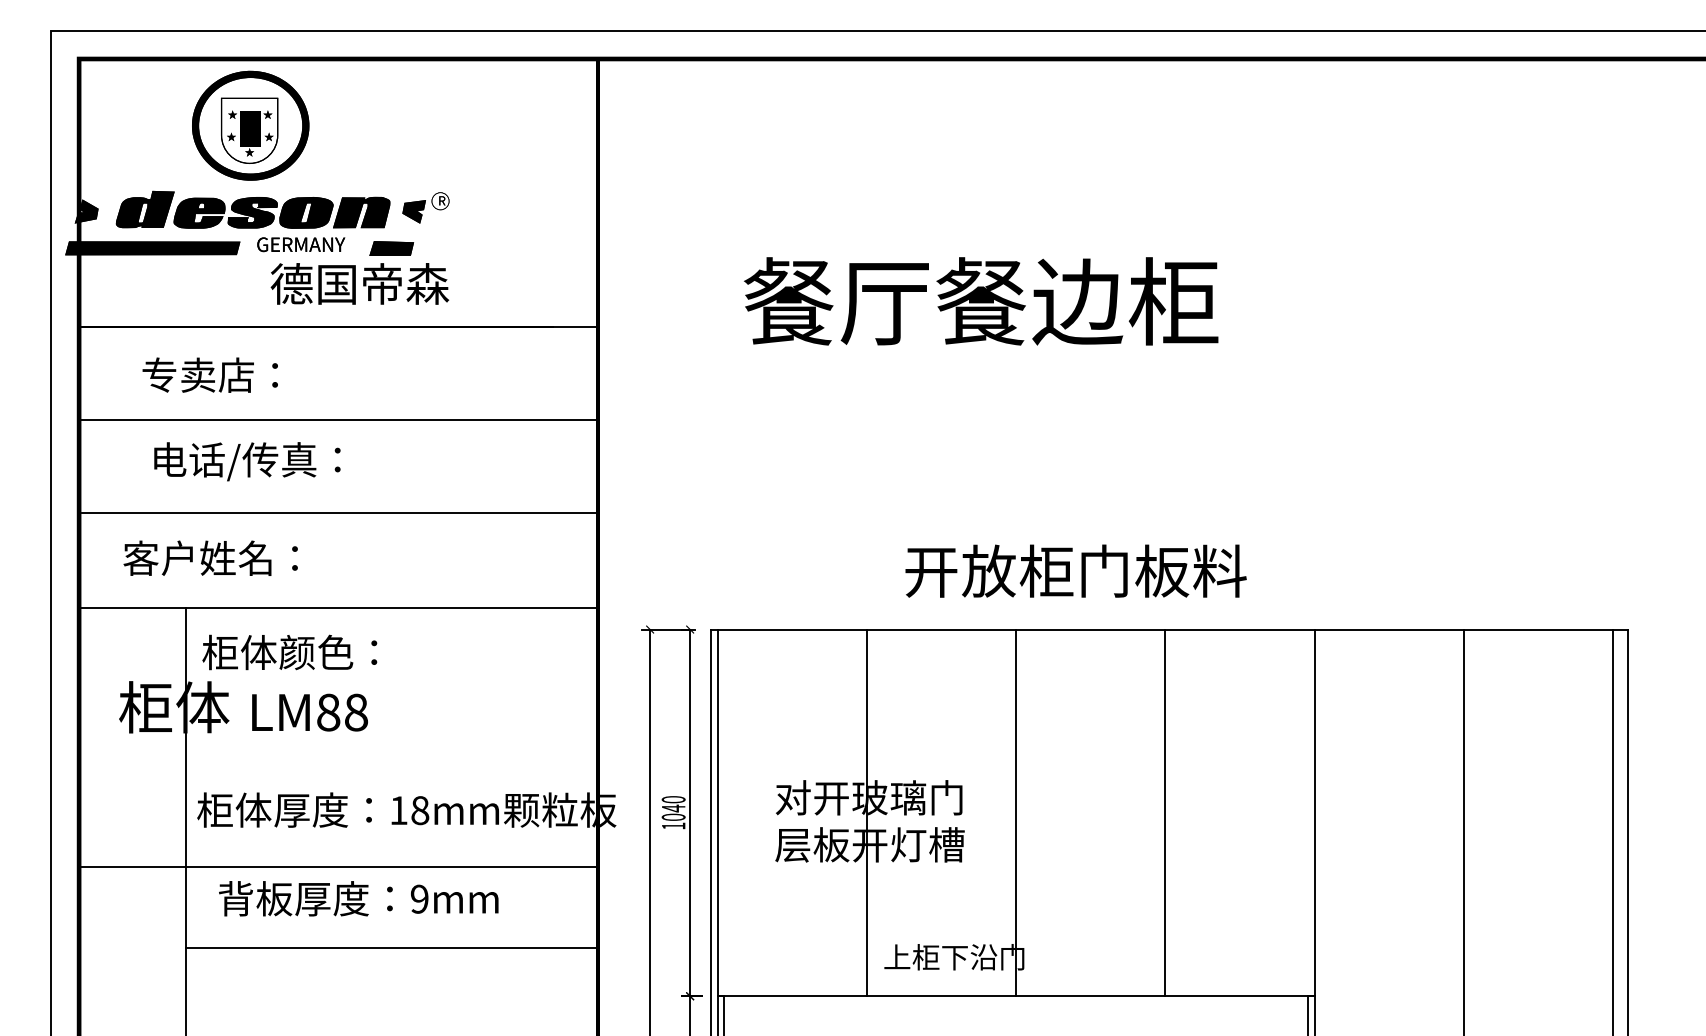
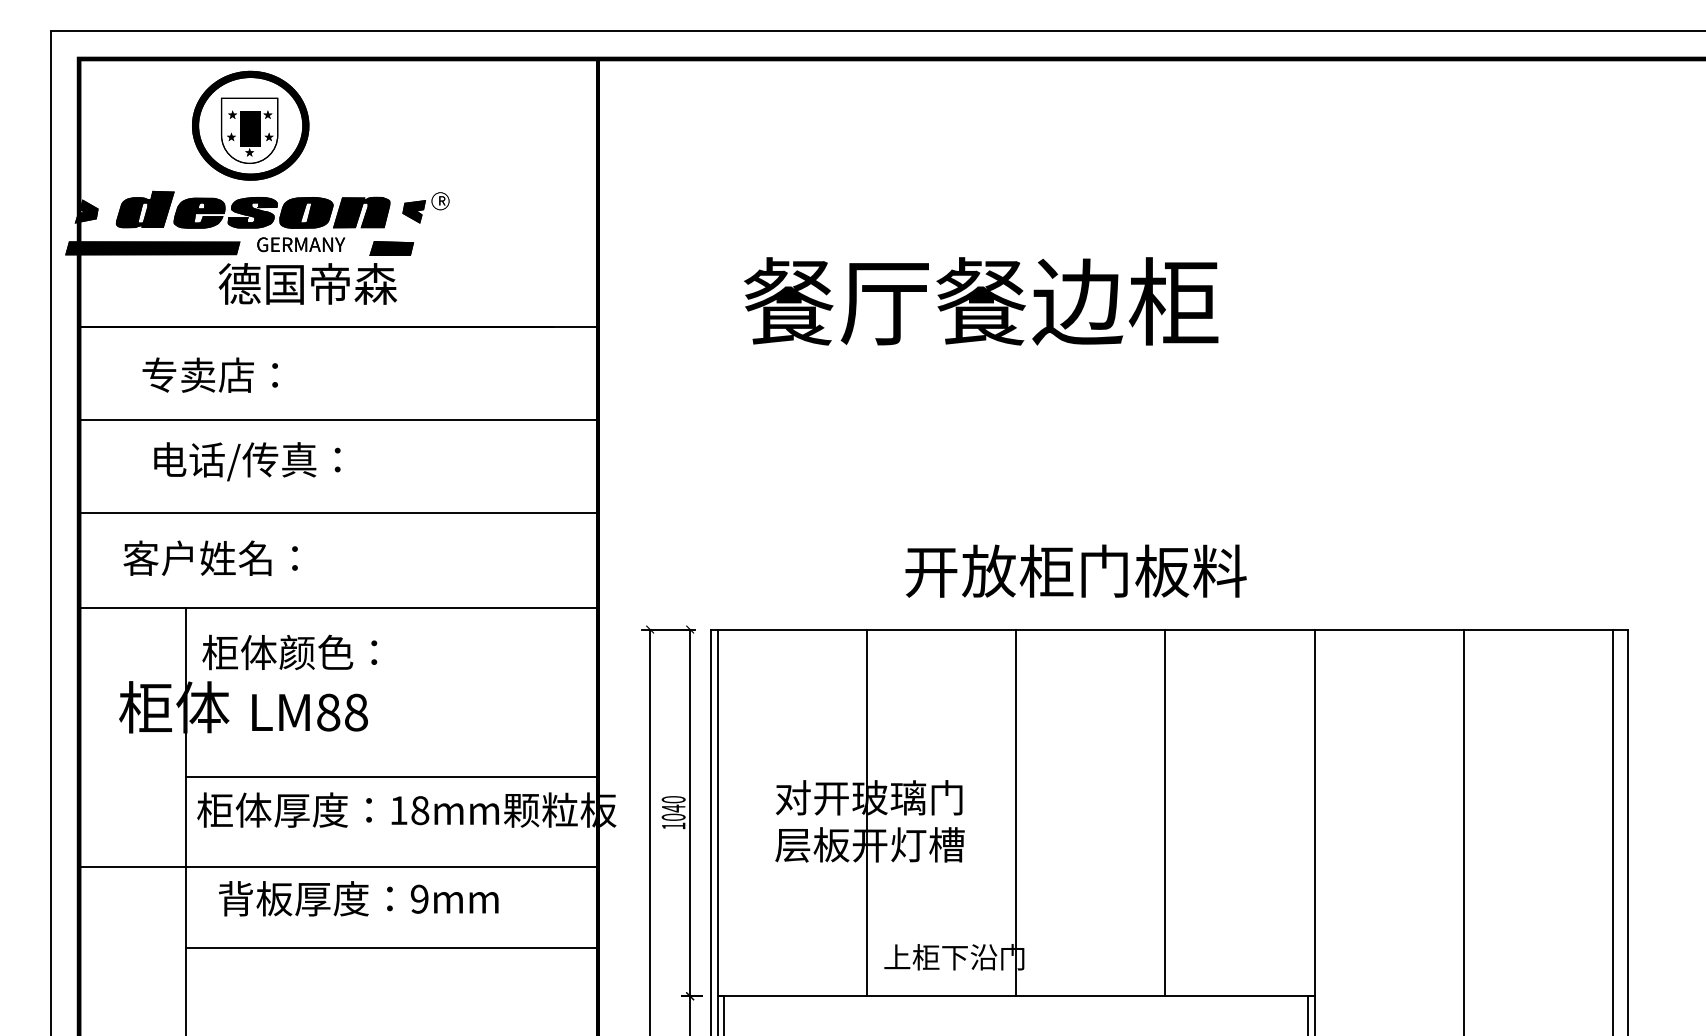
text position: (359, 283) -> (307, 283) (307, 283)
line: none -> present (391, 776)
